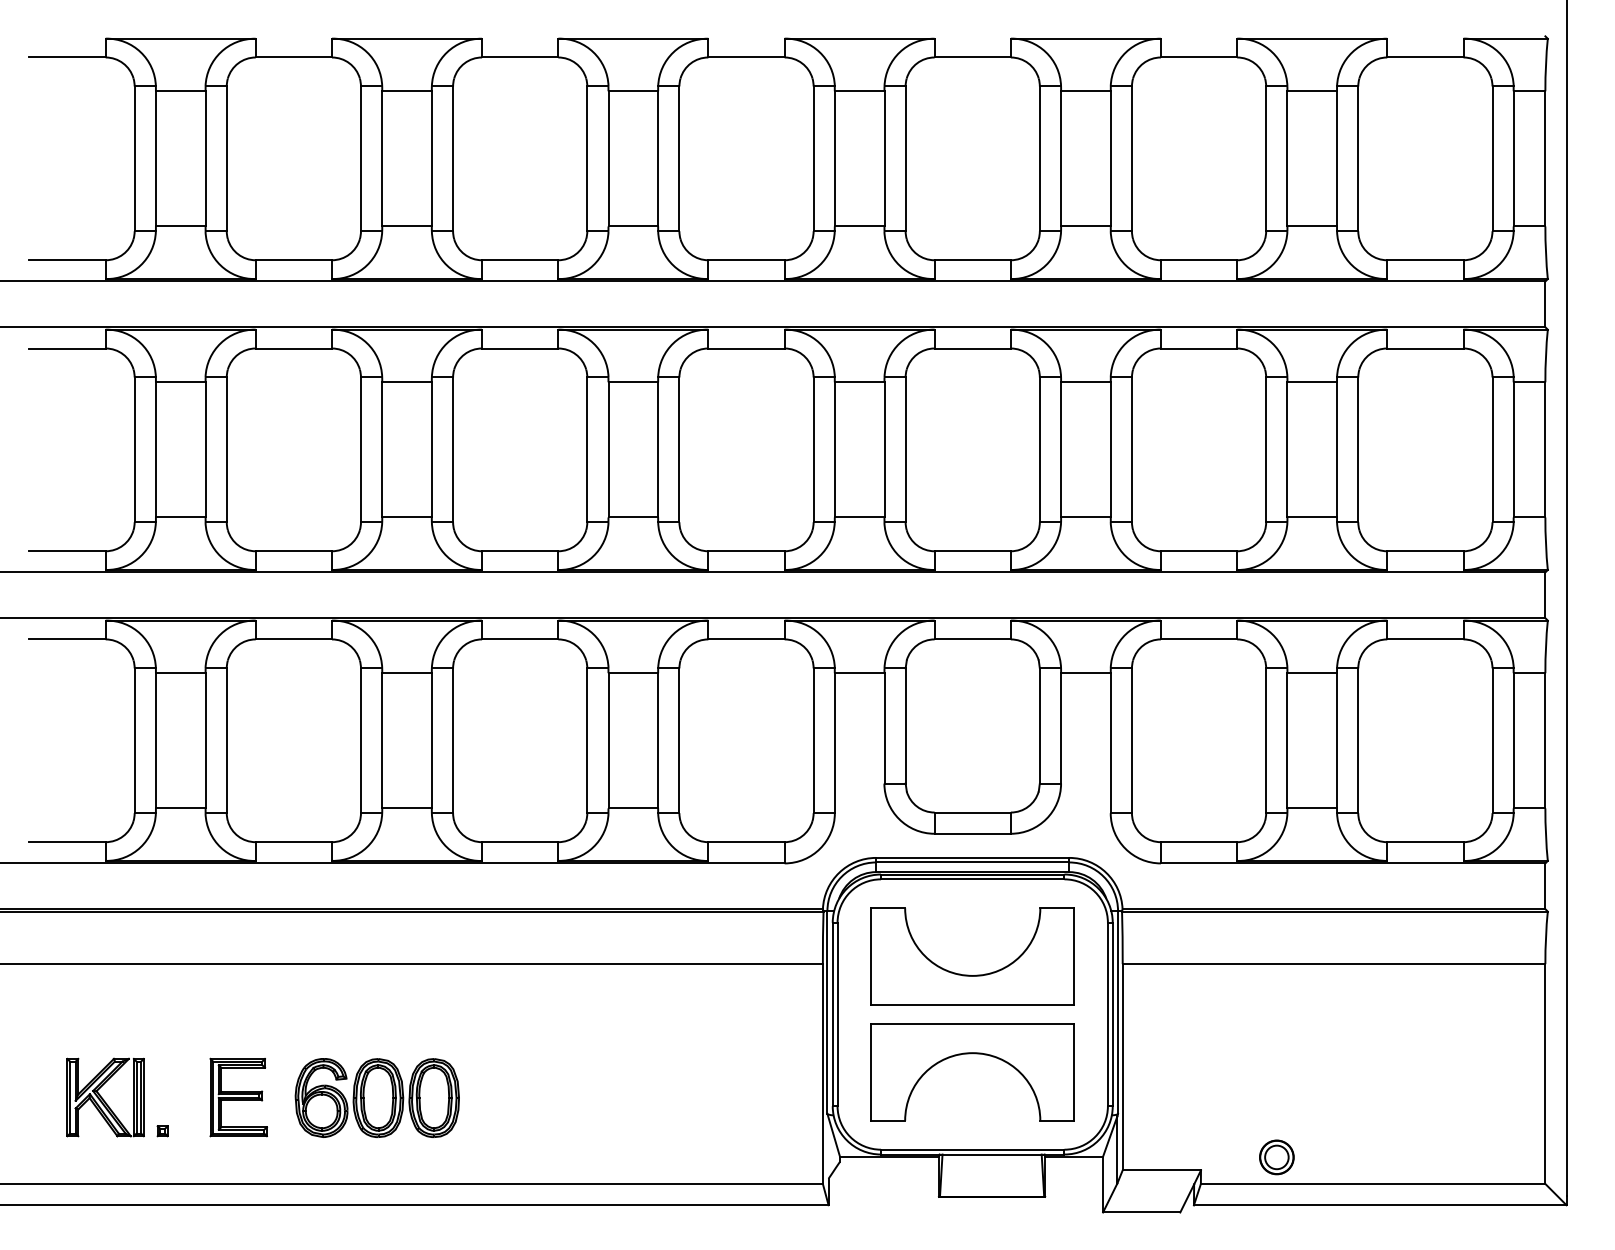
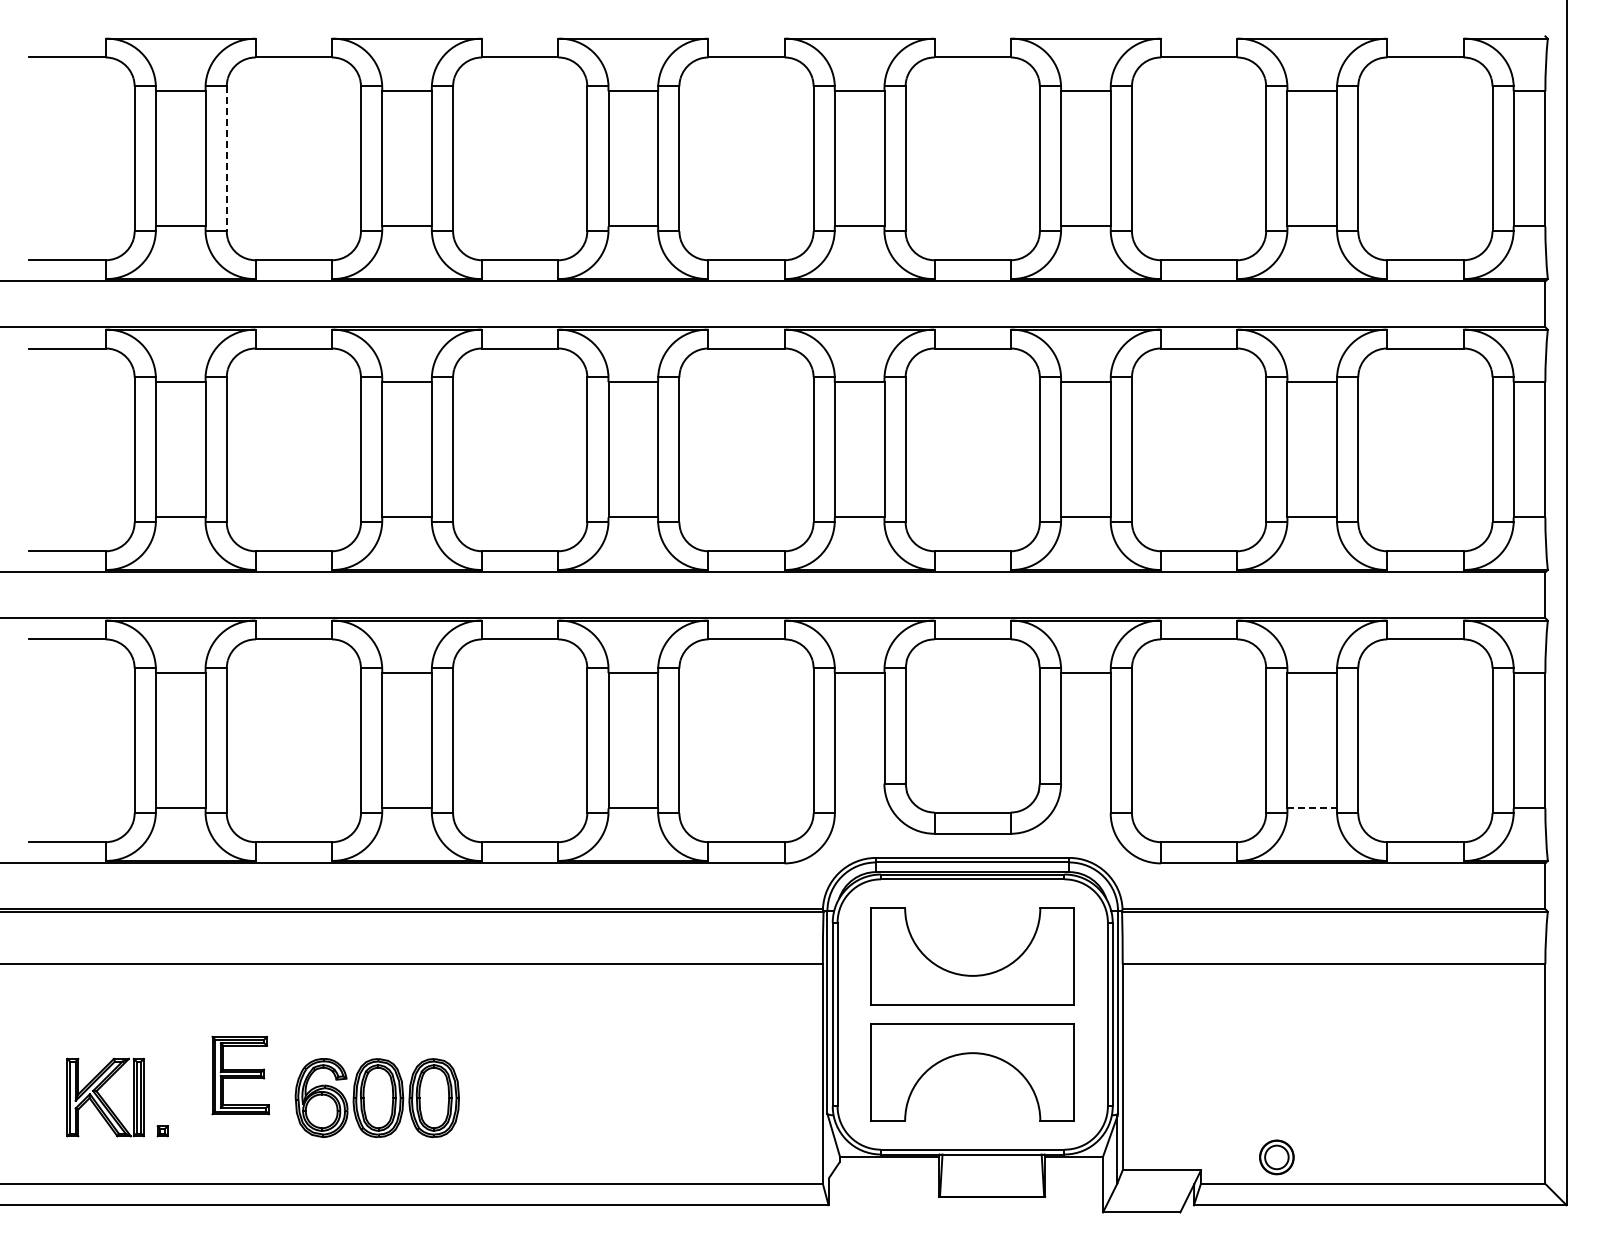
line: solid -> dashed (226, 159)
line: solid -> dashed (1312, 808)
part position: (238, 1097) -> (240, 1075) (240, 1075)
